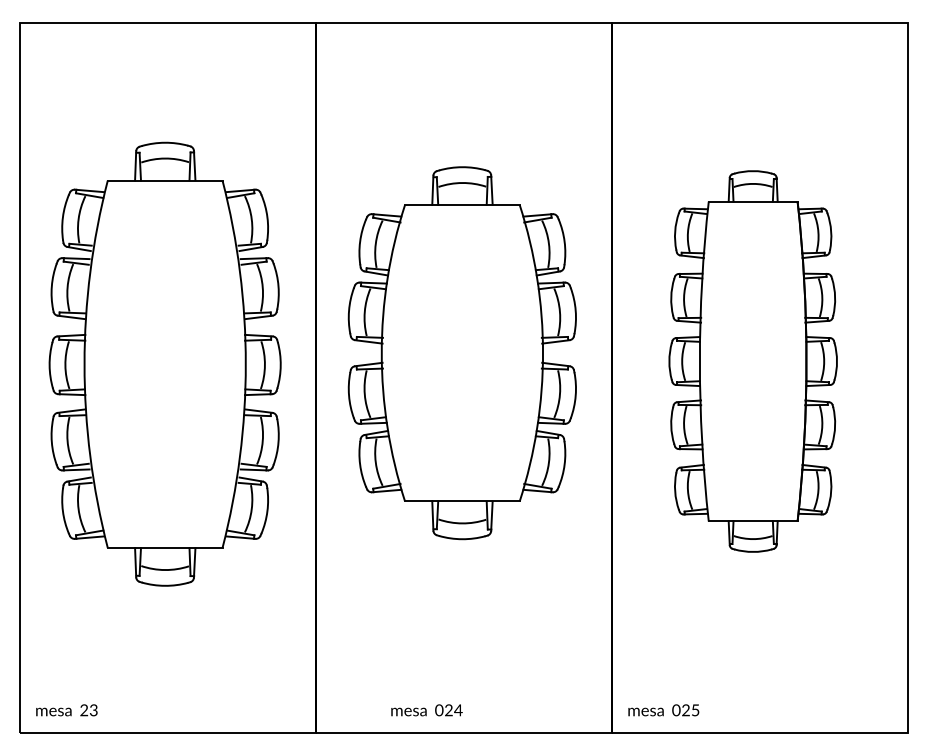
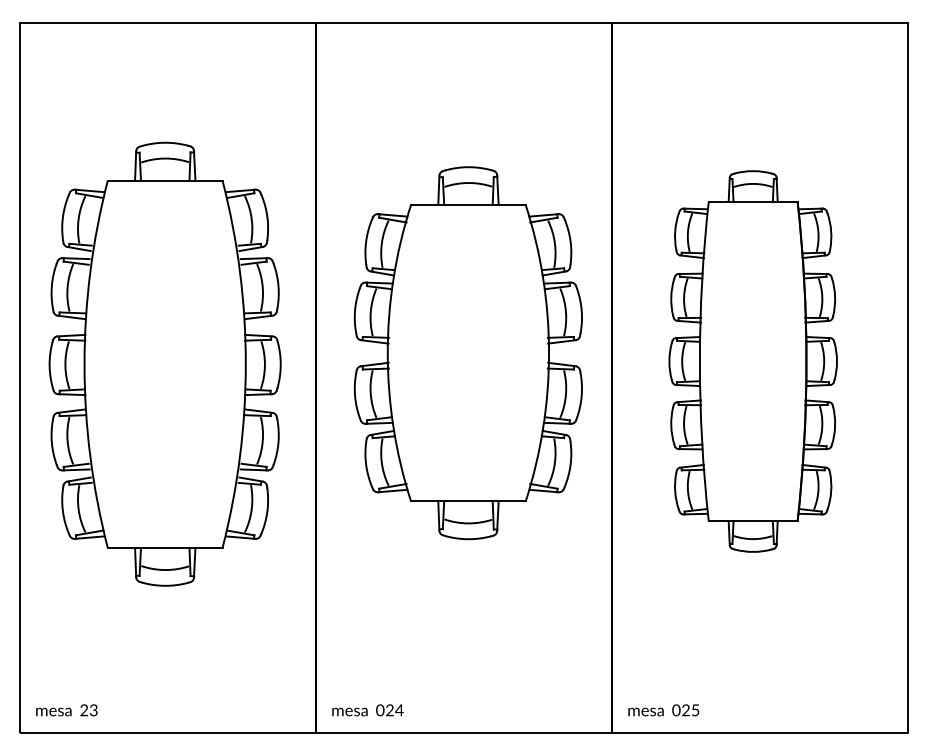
part position: (461, 353) -> (467, 353) (467, 353)
text position: (426, 710) -> (367, 710) (367, 710)
